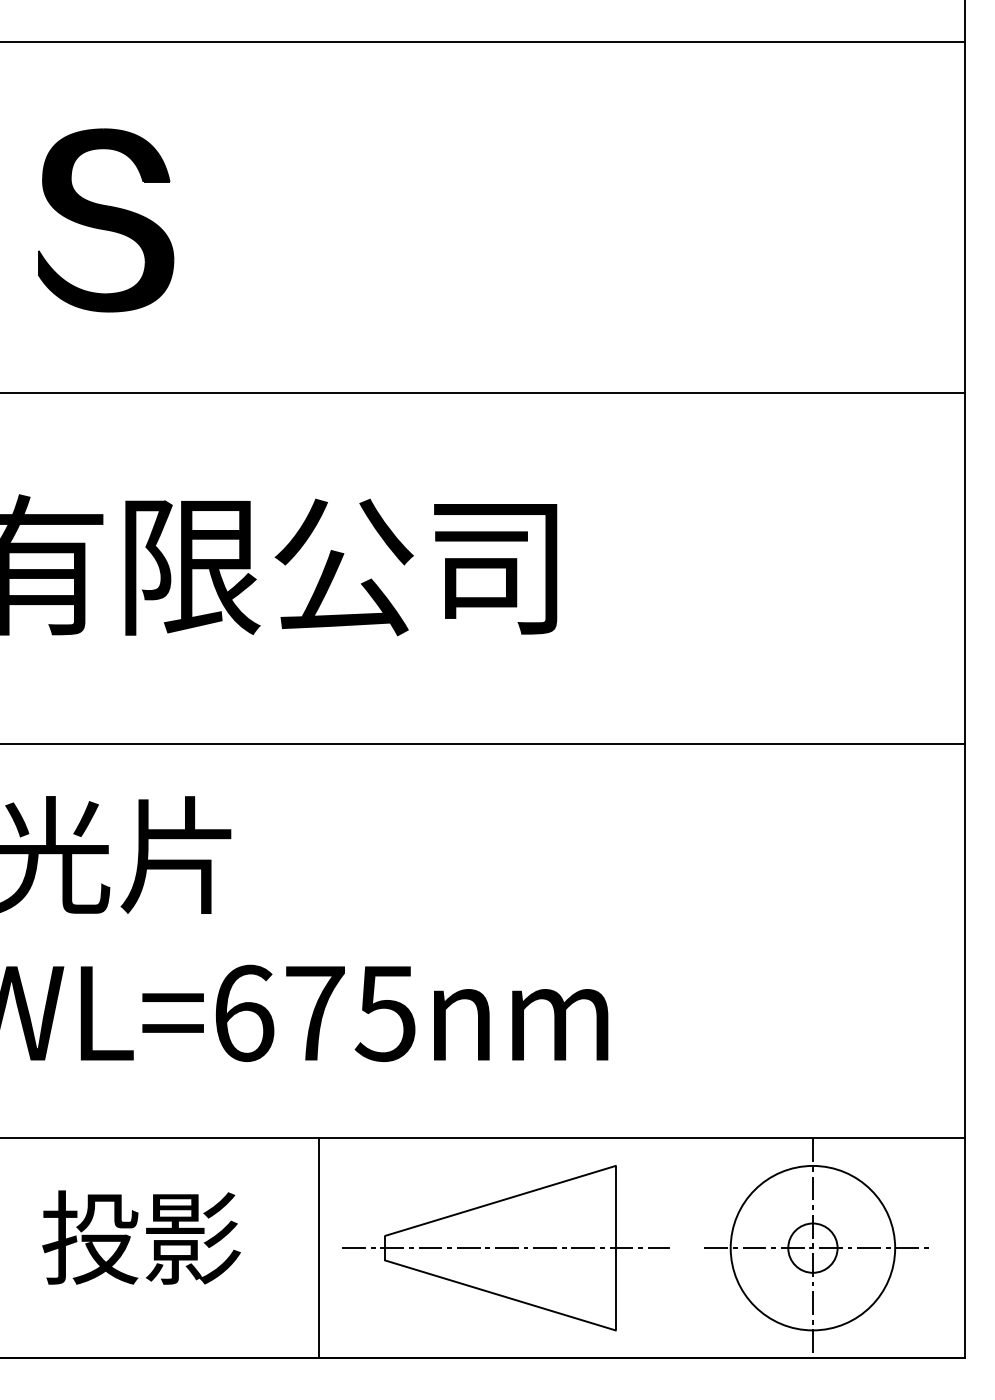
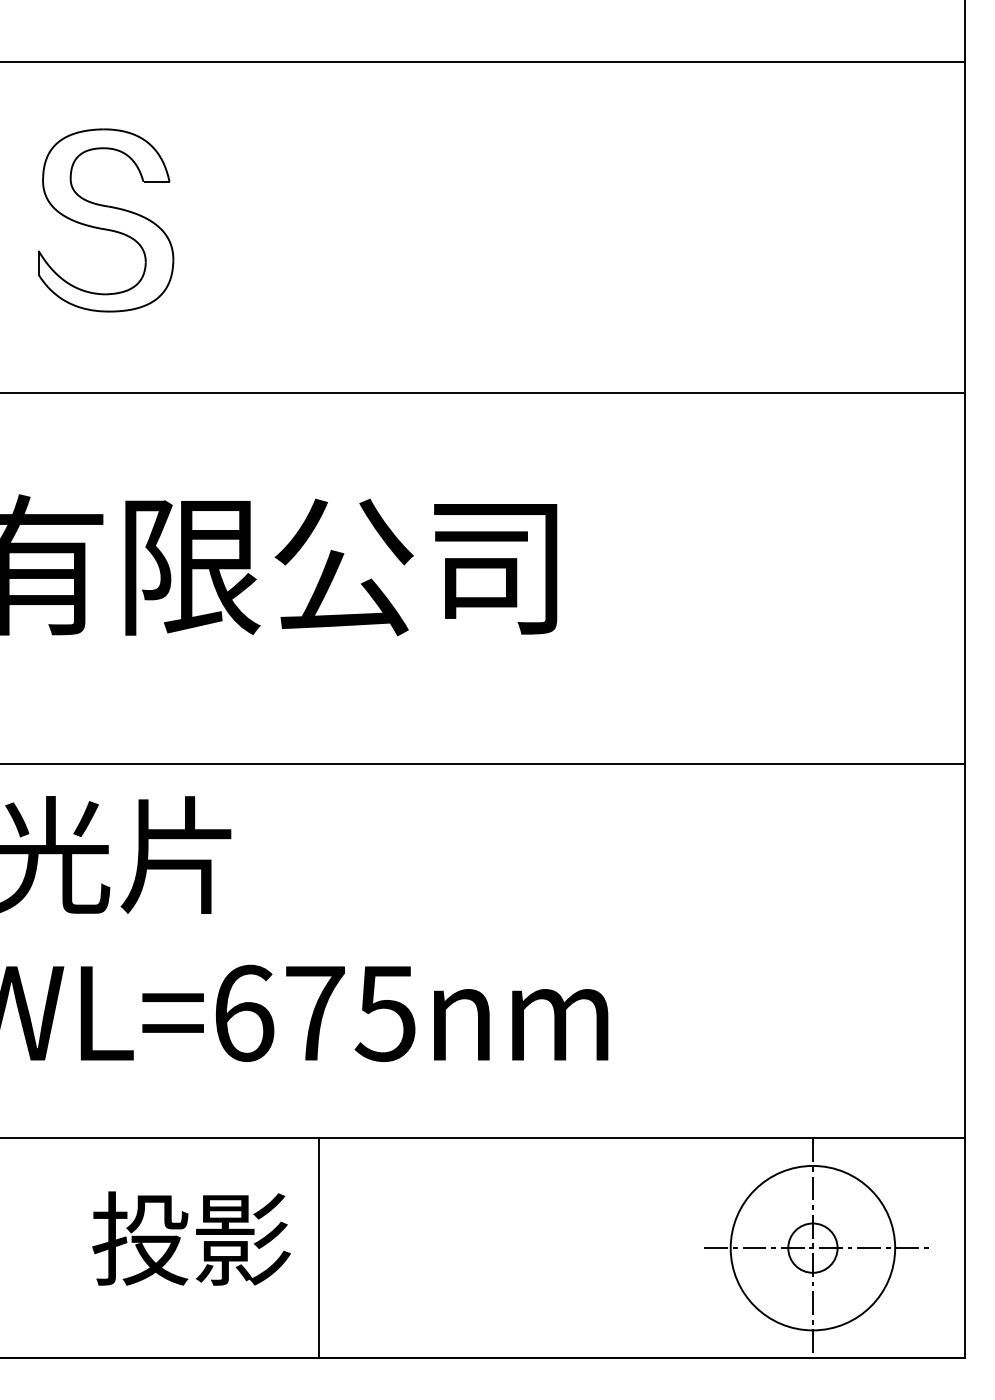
line position: (483, 42) -> (483, 62) (483, 62)
fill: present -> none (105, 220)
line position: (483, 743) -> (483, 763) (483, 763)
text position: (141, 1237) -> (191, 1238) (191, 1238)
part: present -> none (505, 1248)
